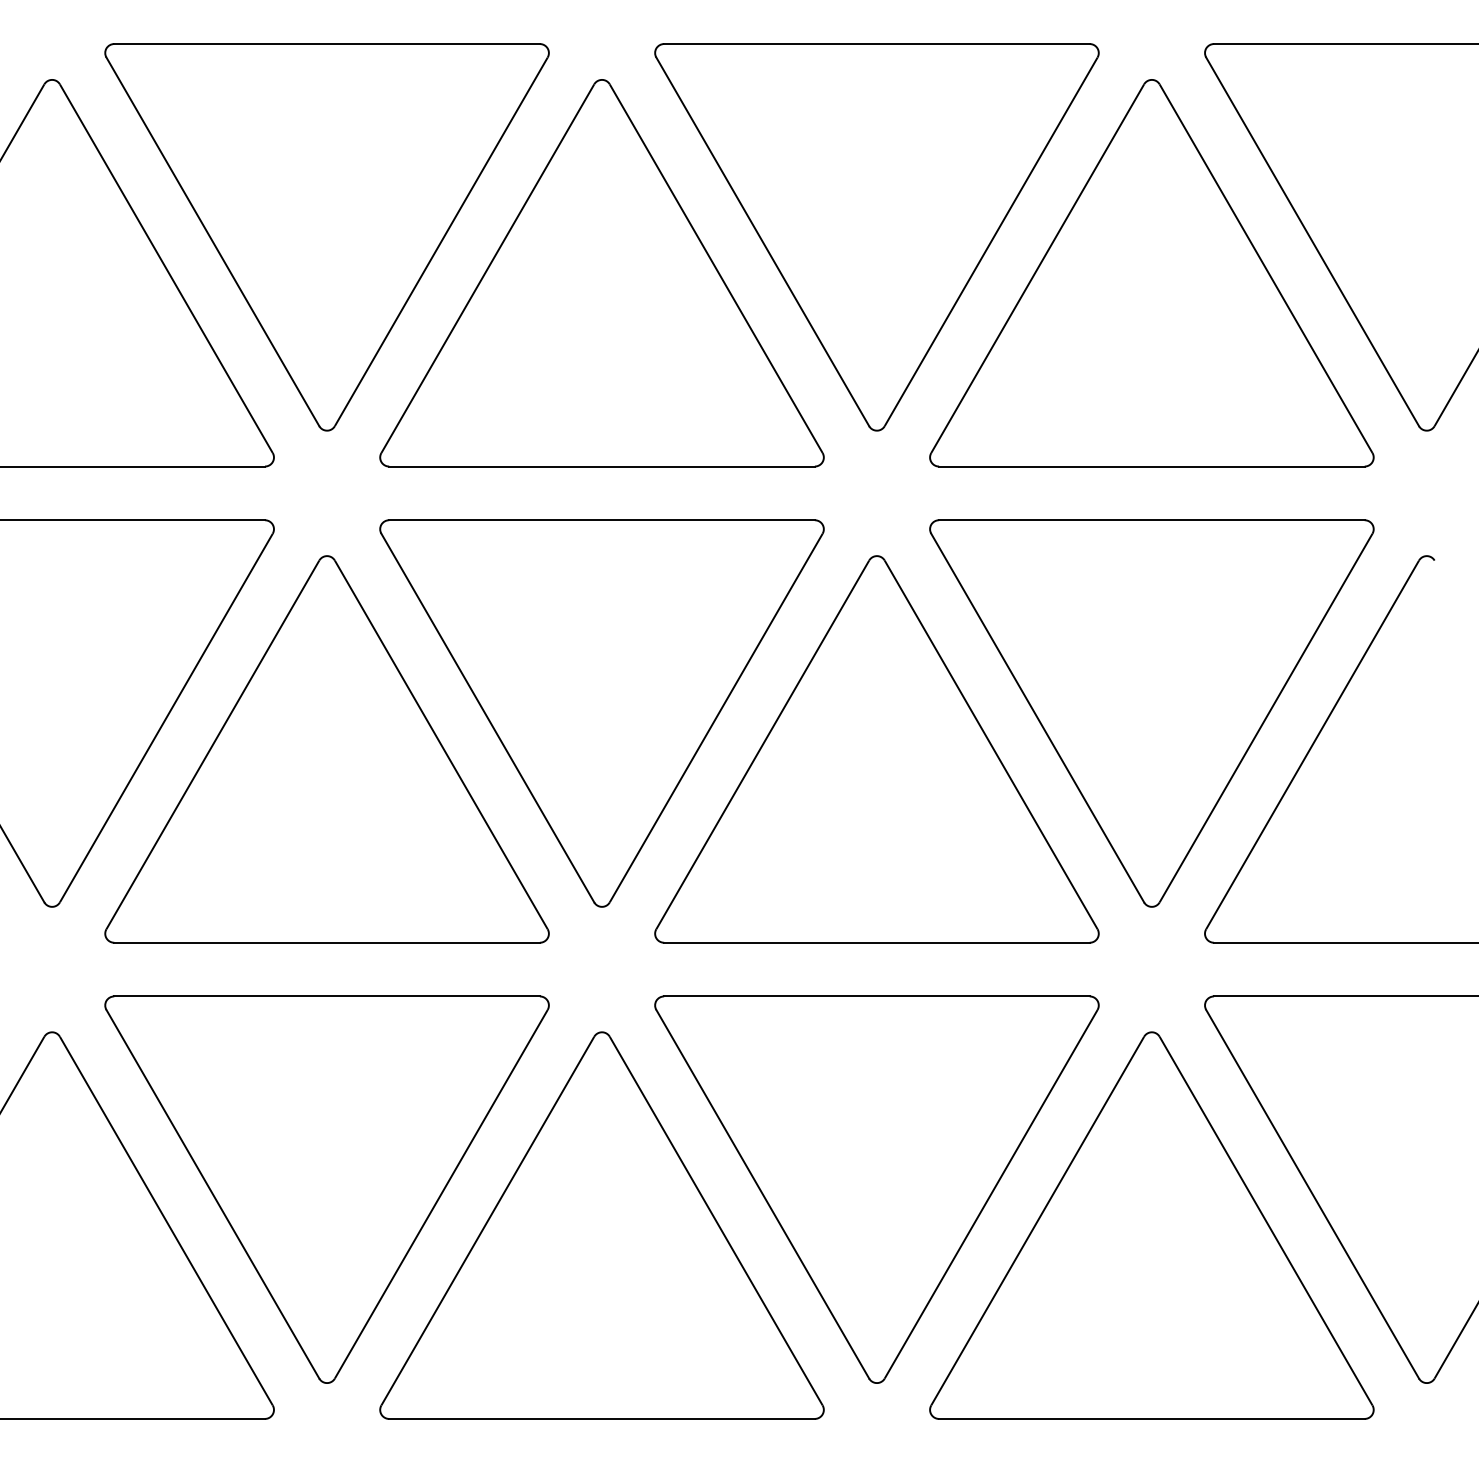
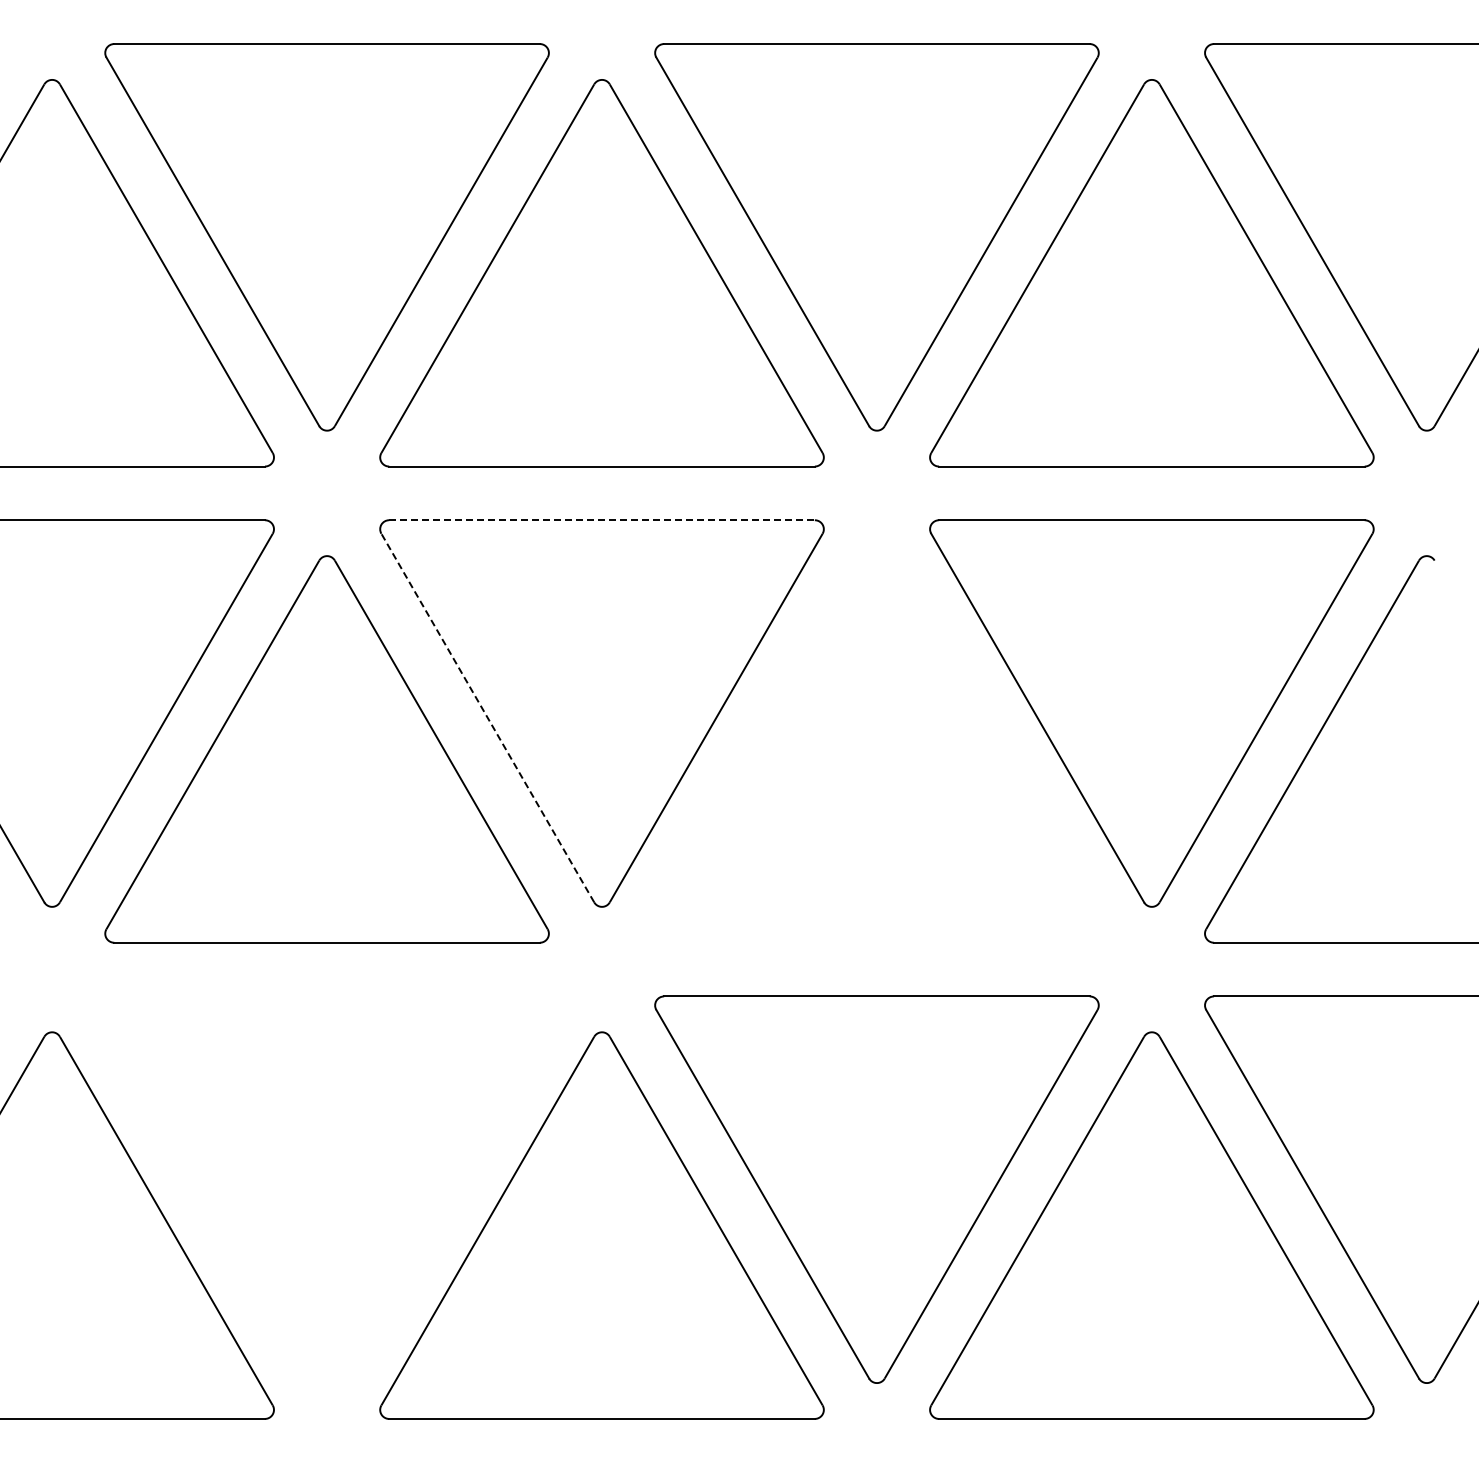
line: solid -> dashed (602, 520)
line: solid -> dashed (487, 718)
part: present -> none (876, 749)
part: present -> none (326, 1189)
